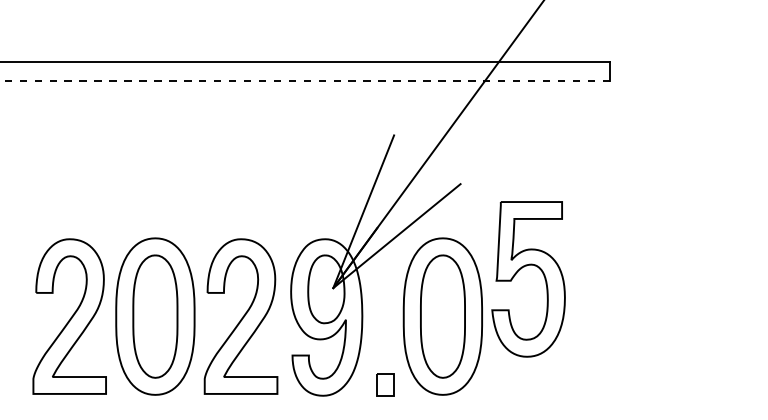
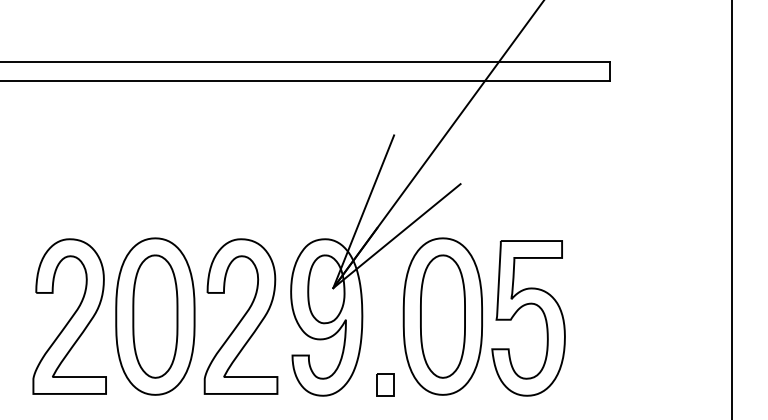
line: dashed -> solid (305, 81)
line: none -> present (732, 209)
part position: (521, 269) -> (521, 308) (521, 308)
